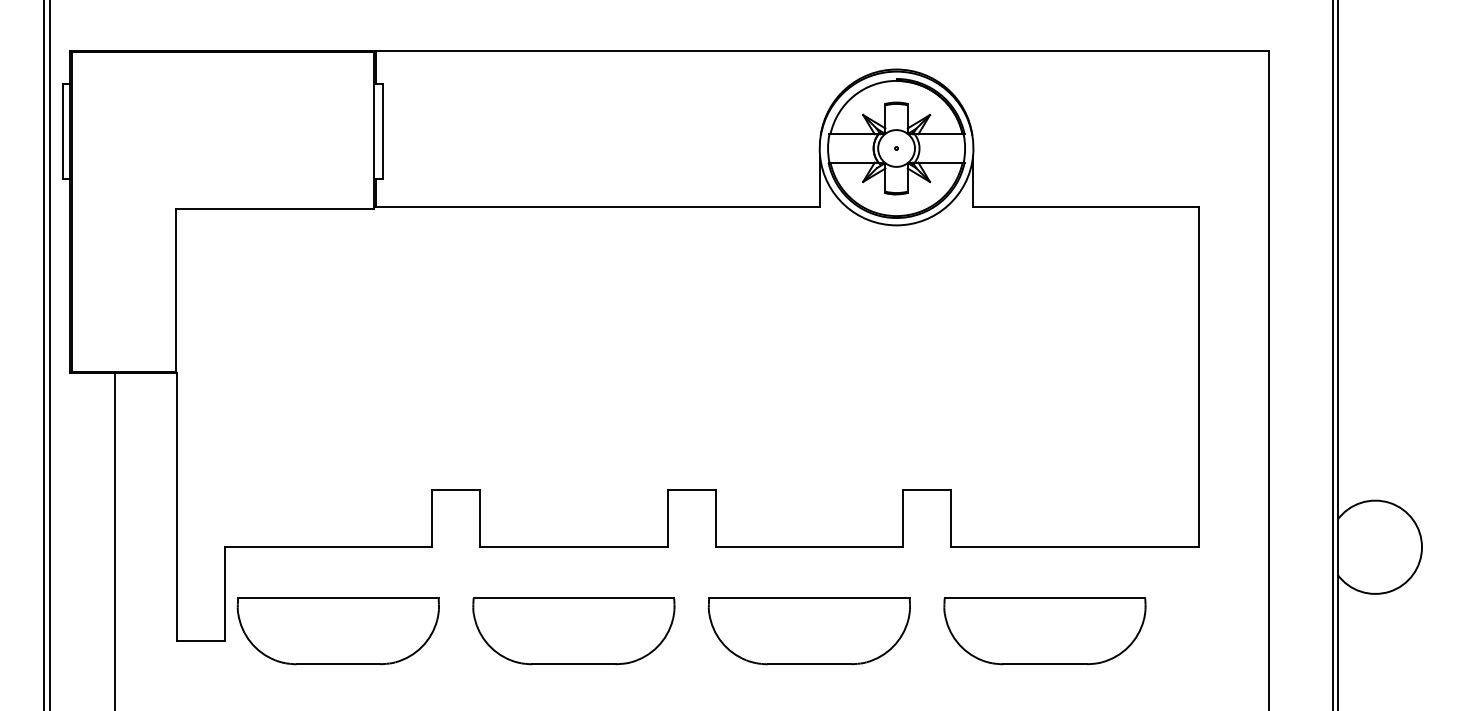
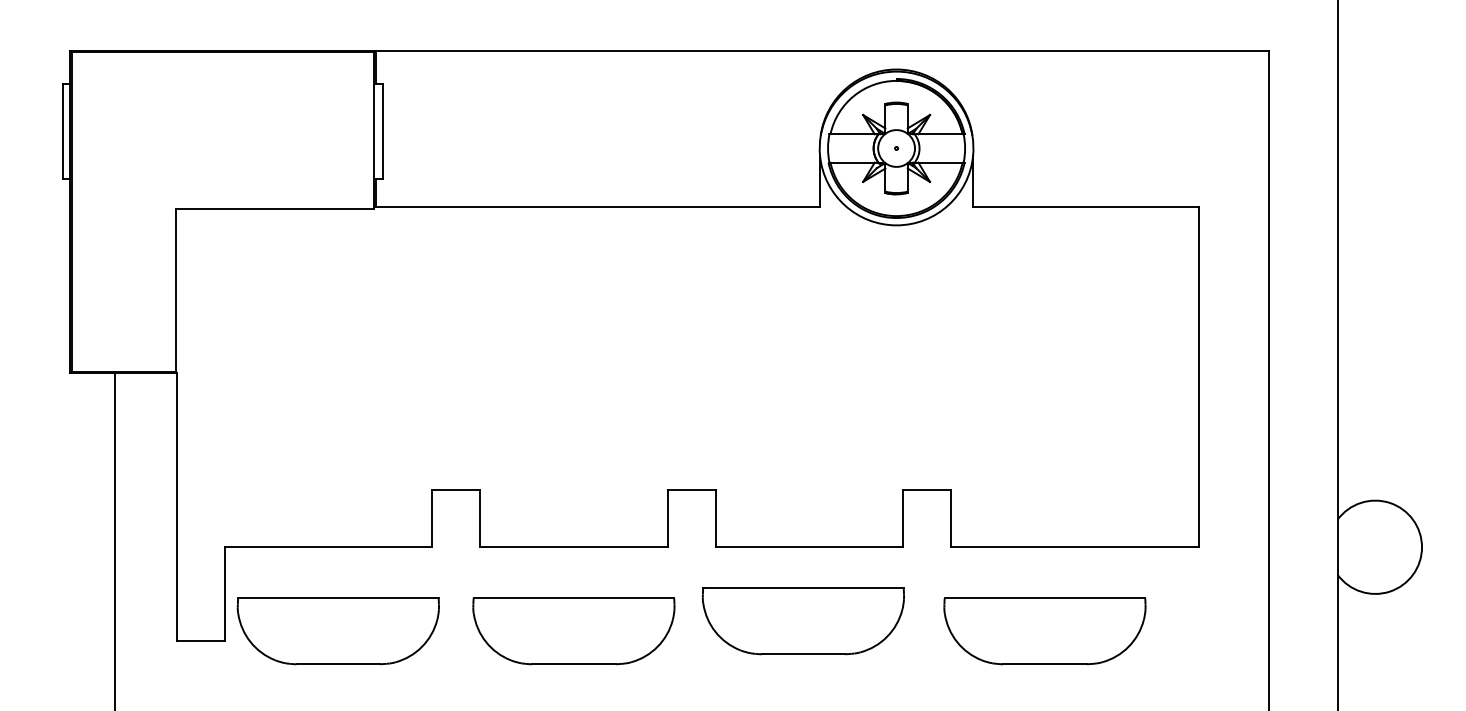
line: present -> none (43, 354)
line: present -> none (49, 354)
line: present -> none (1333, 354)
part position: (808, 631) -> (802, 621) (802, 621)
